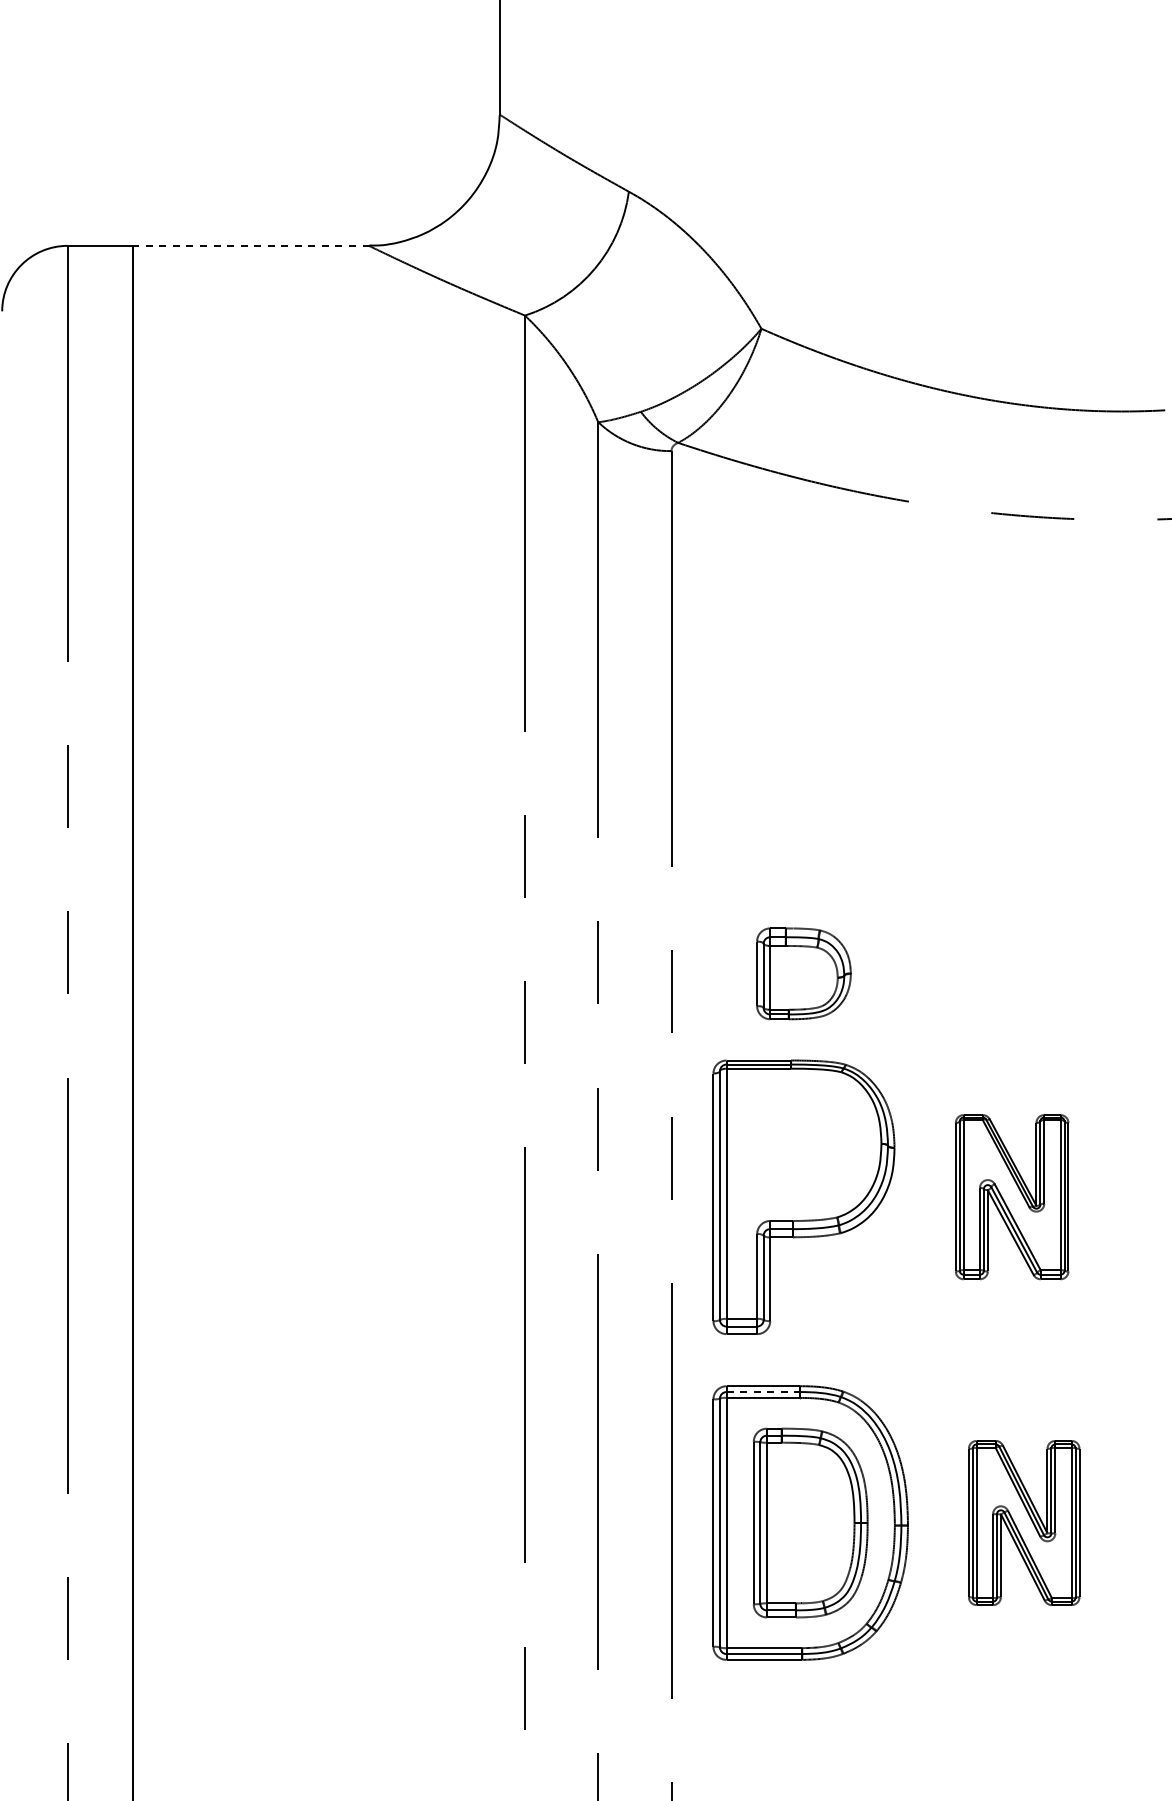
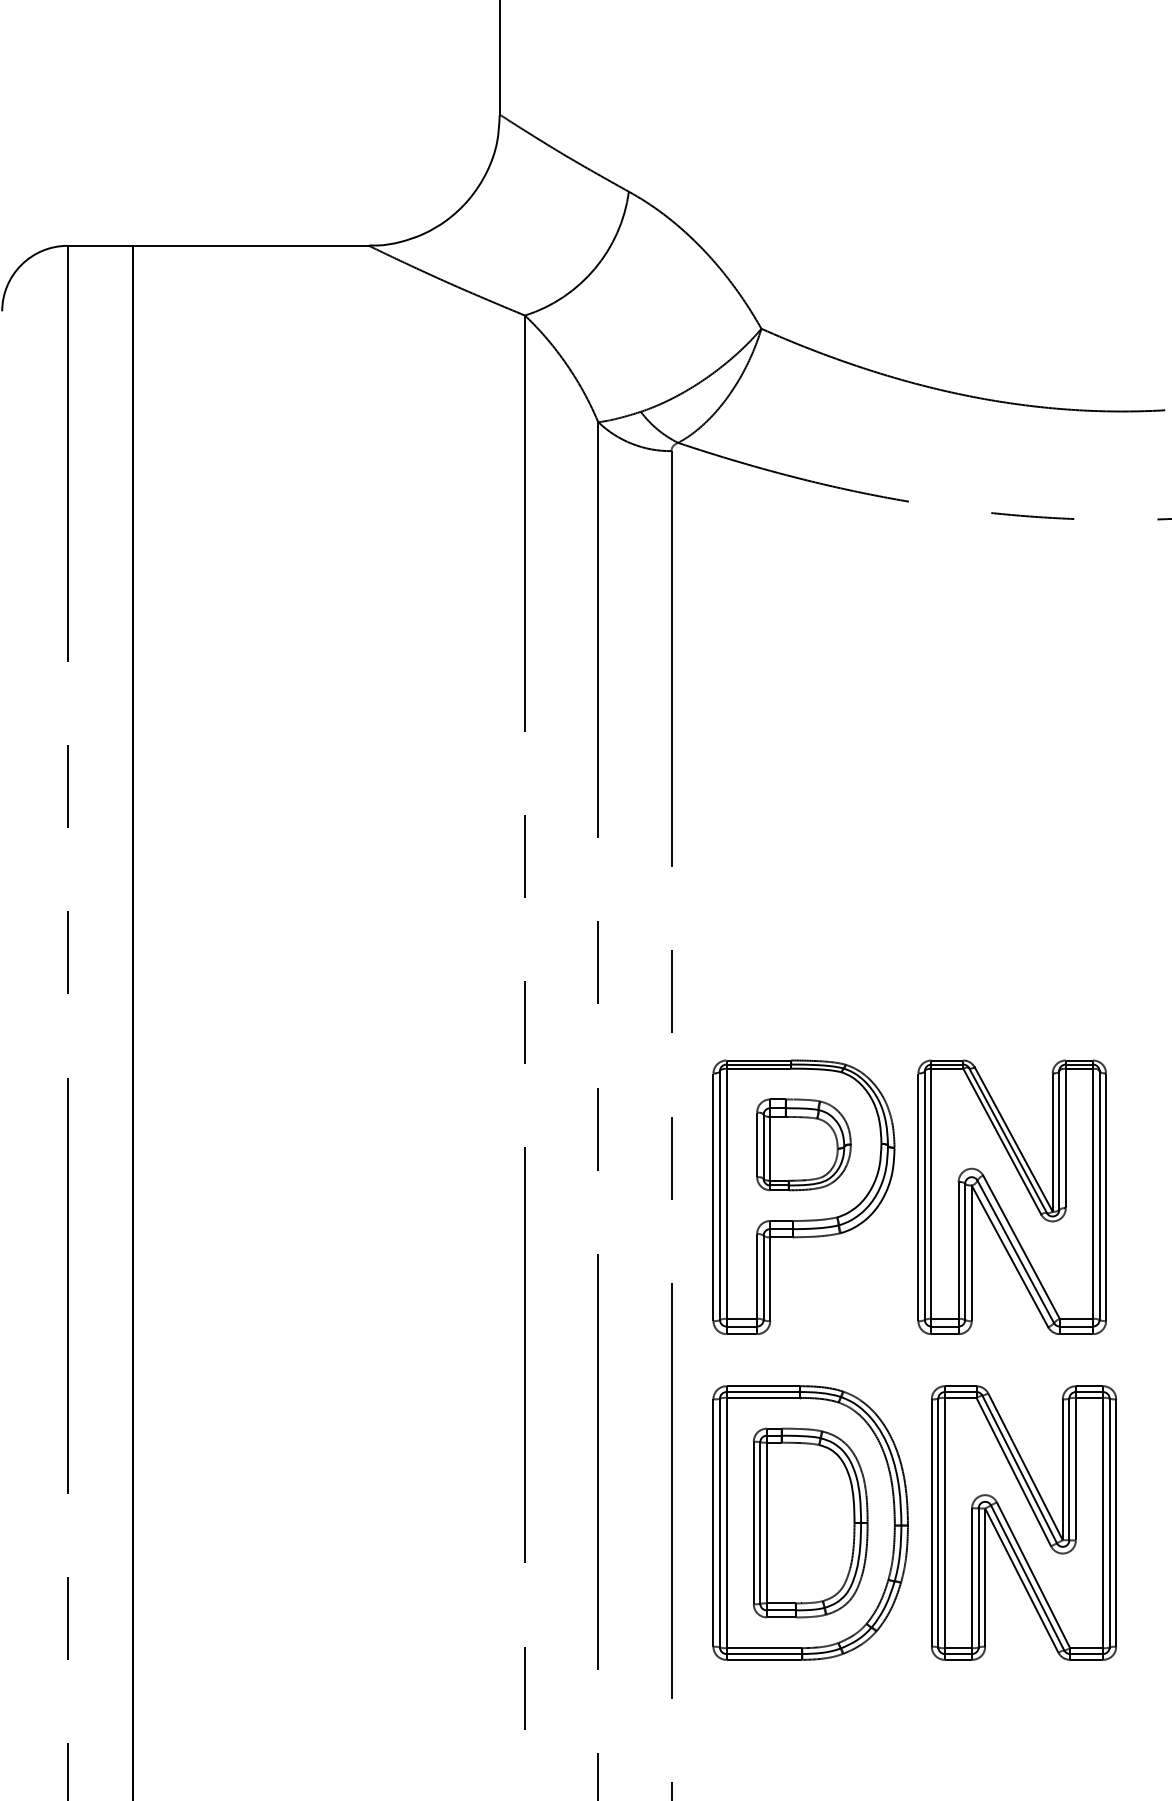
line: dashed -> solid (250, 245)
part position: (803, 973) -> (803, 1144) (803, 1144)
part size: 115x167 px -> 190x276 px (1011, 1196)
line: dashed -> solid (763, 1392)
part size: 113x166 px -> 187x276 px (1024, 1522)
